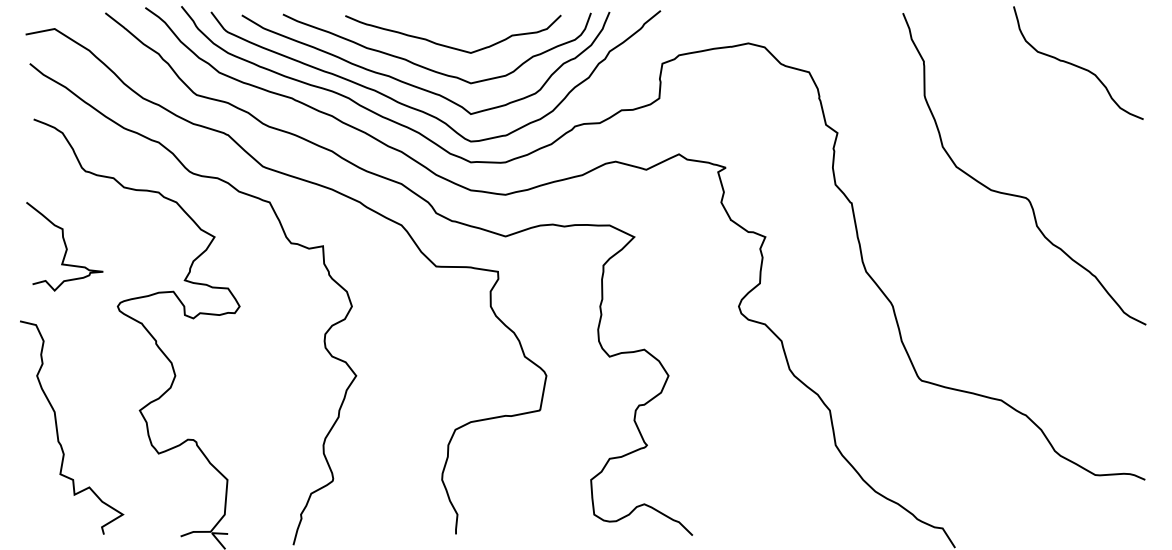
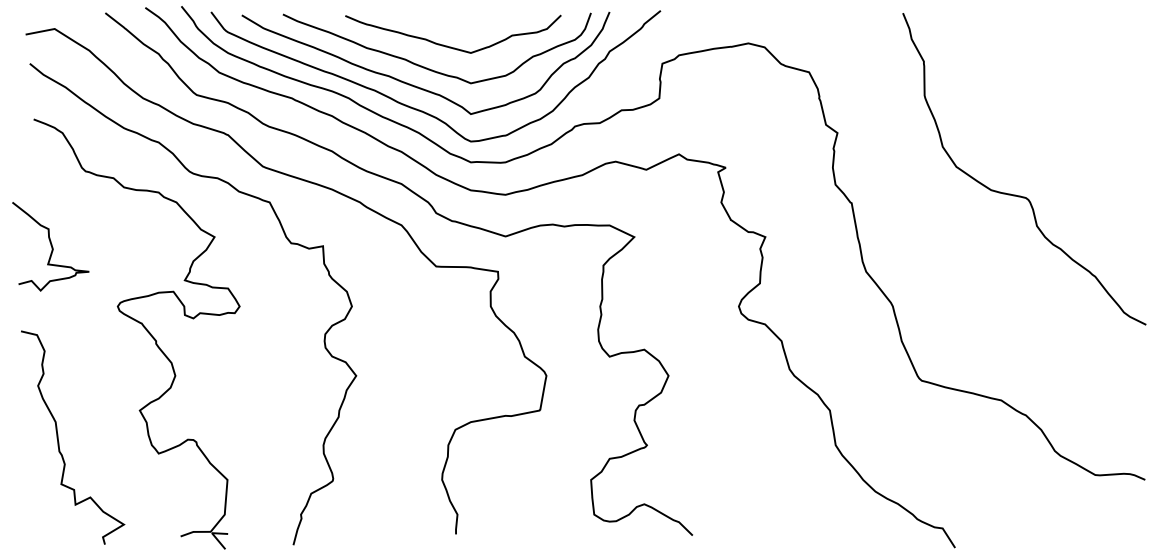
curve: present -> none (1078, 65)
curve position: (64, 245) -> (50, 245) (50, 245)
curve position: (58, 432) -> (59, 442) (59, 442)
